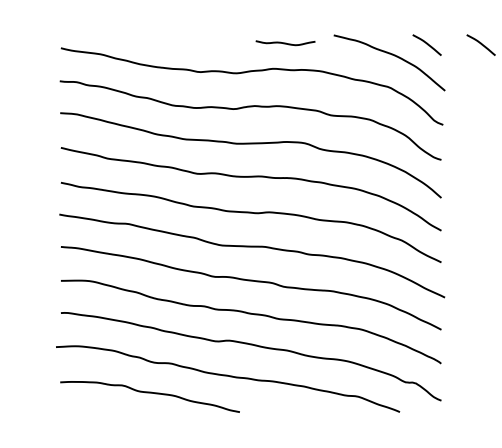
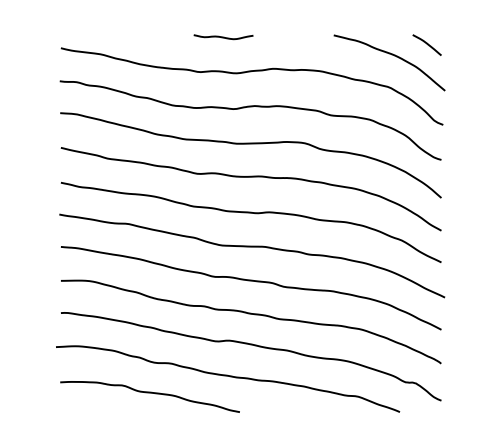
curve position: (285, 43) -> (223, 37) (223, 37)
curve: present -> none (480, 44)
